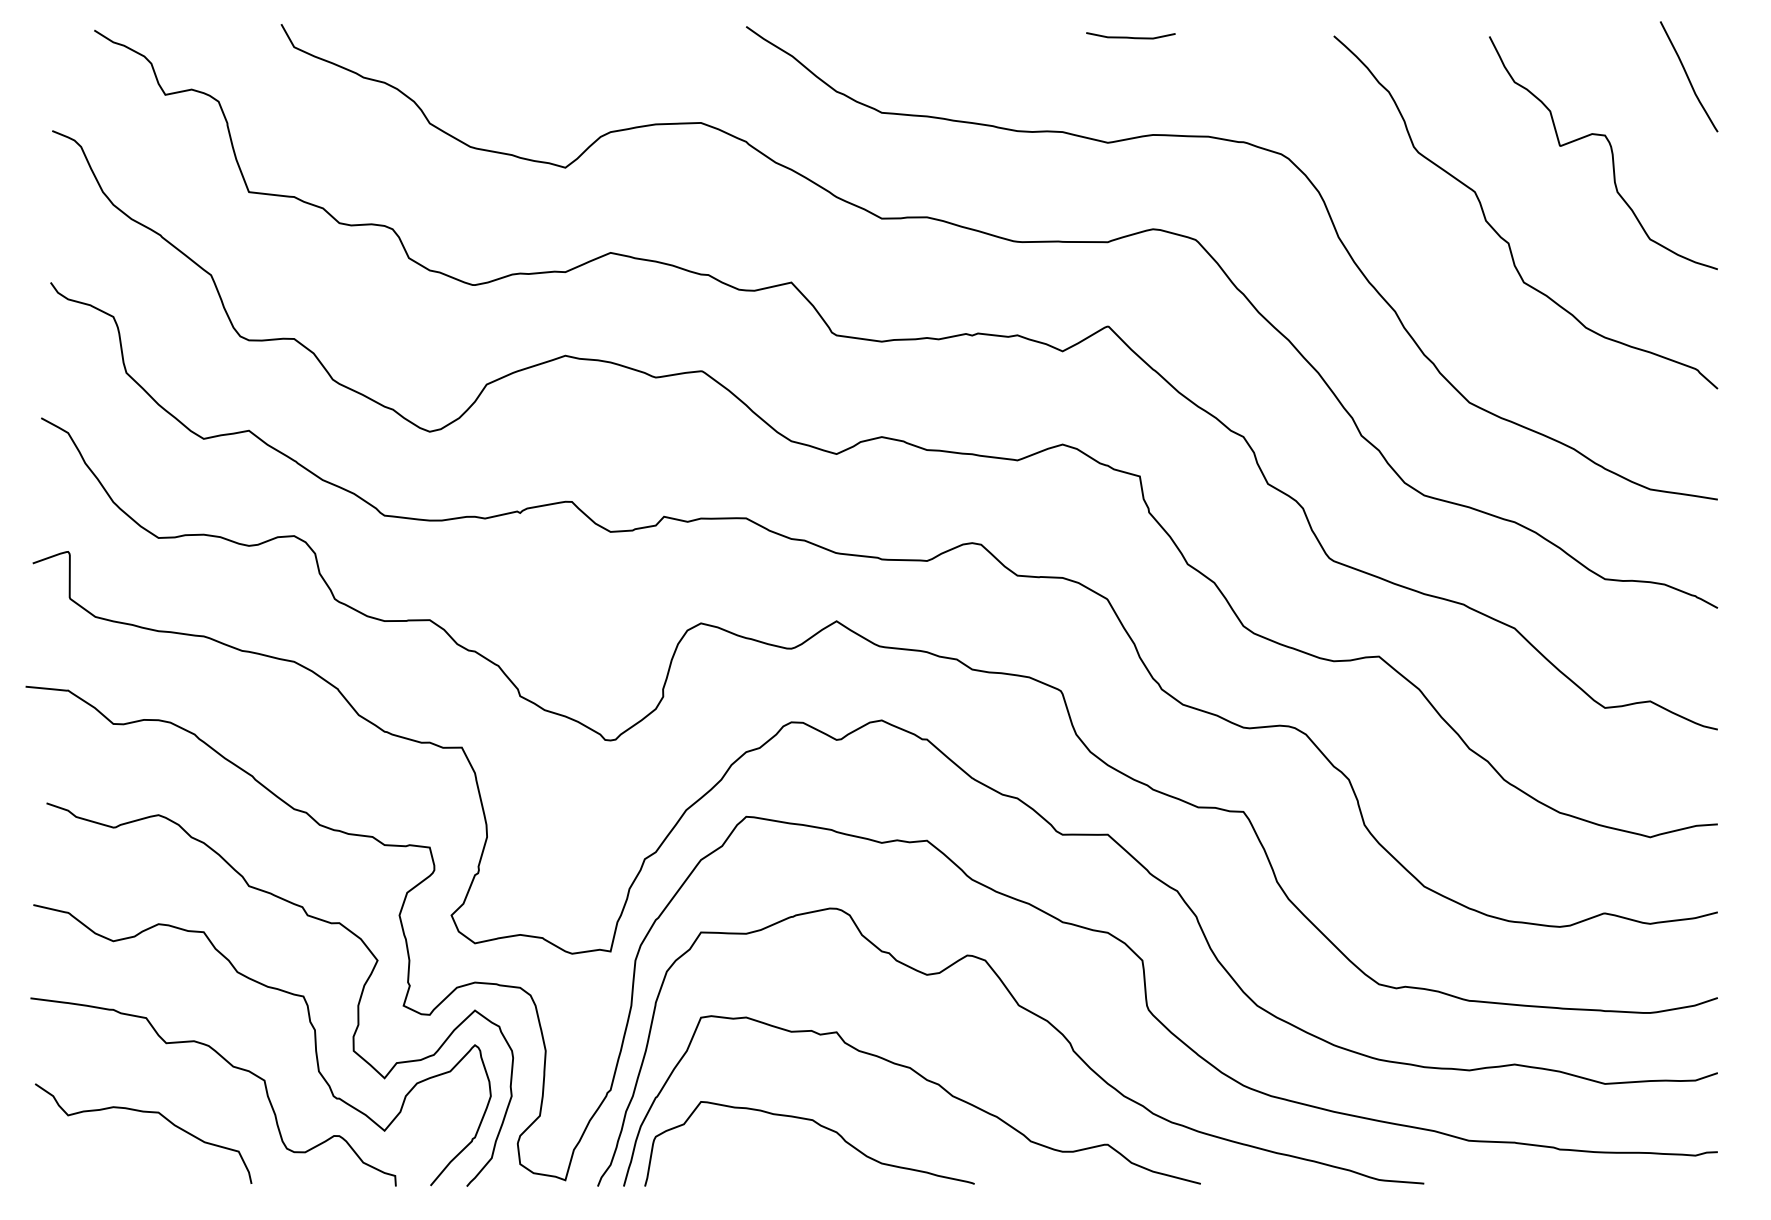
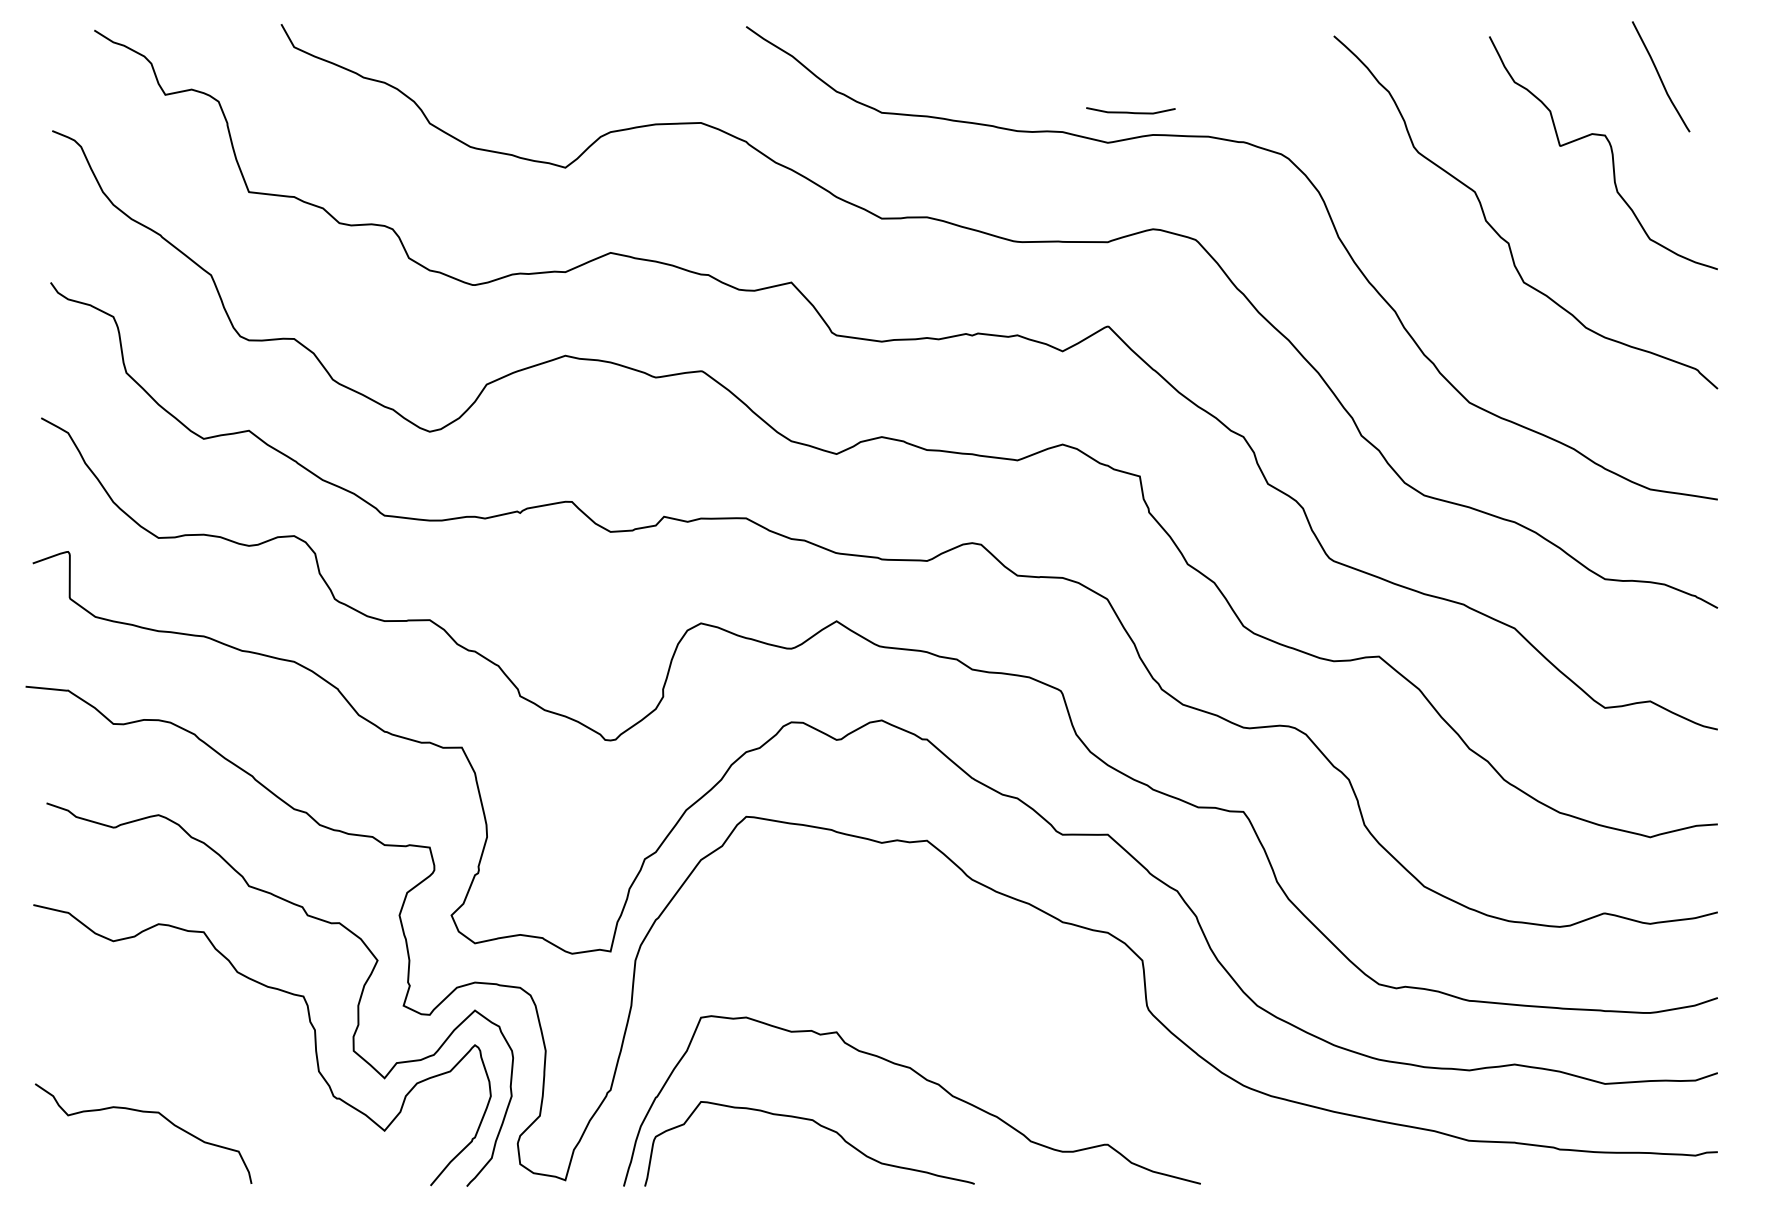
curve position: (1129, 36) -> (1129, 111) (1129, 111)
curve position: (1688, 76) -> (1660, 76) (1660, 76)
curve: present -> none (1027, 1011)
curve: present -> none (232, 1067)
